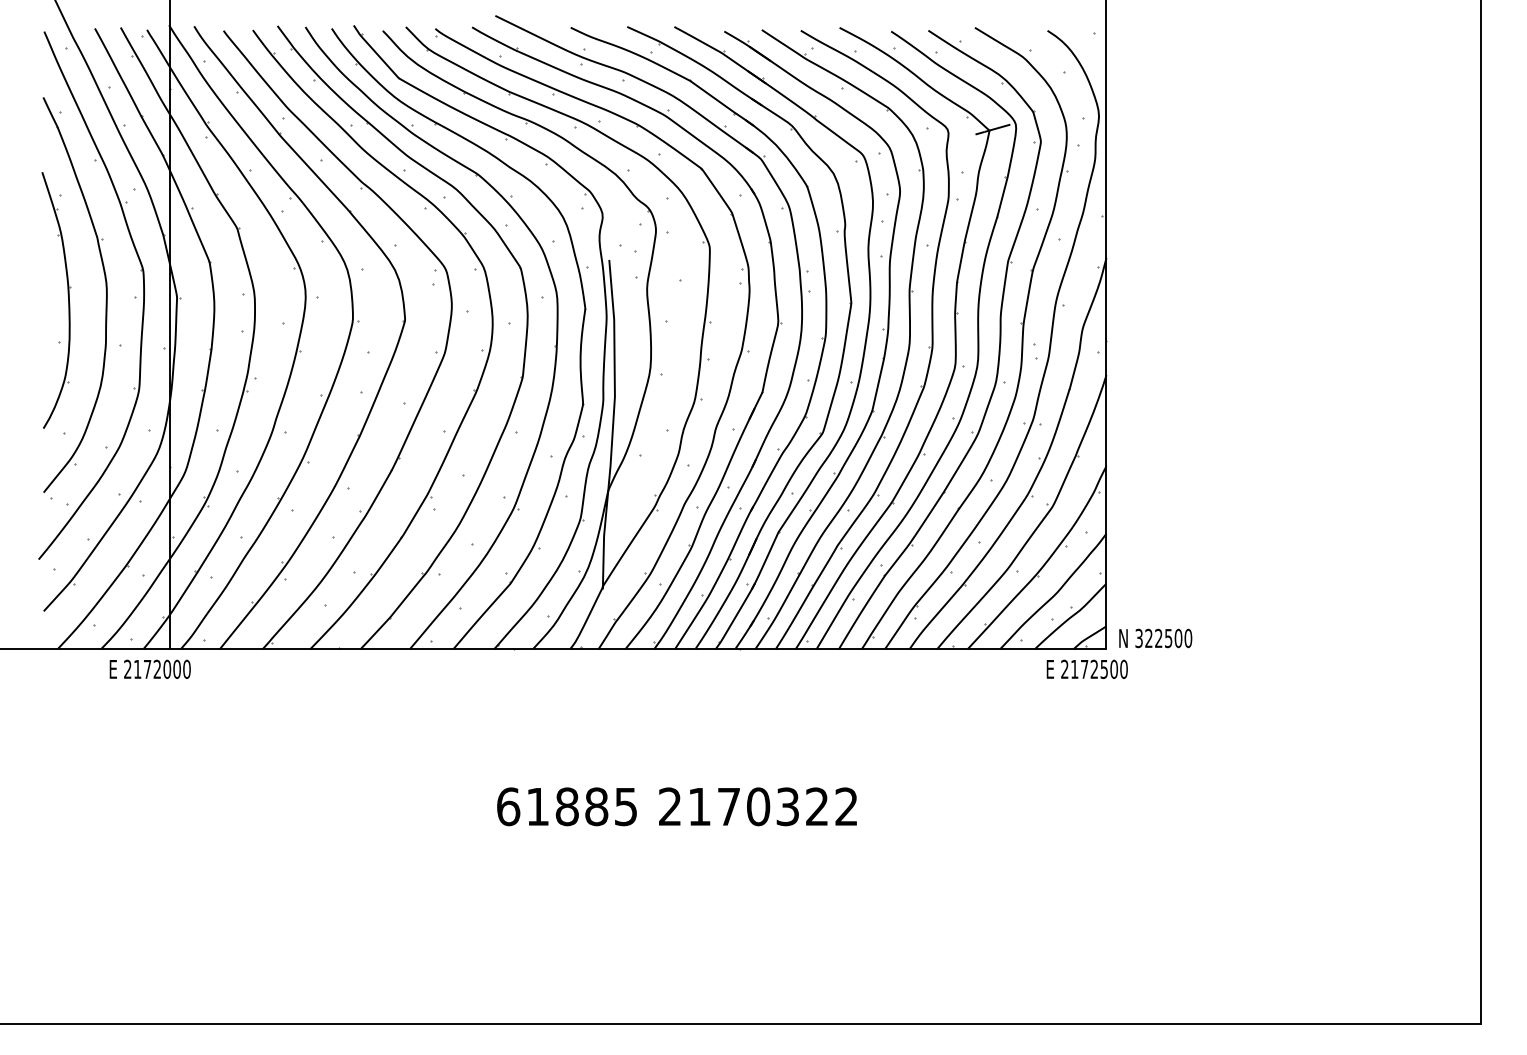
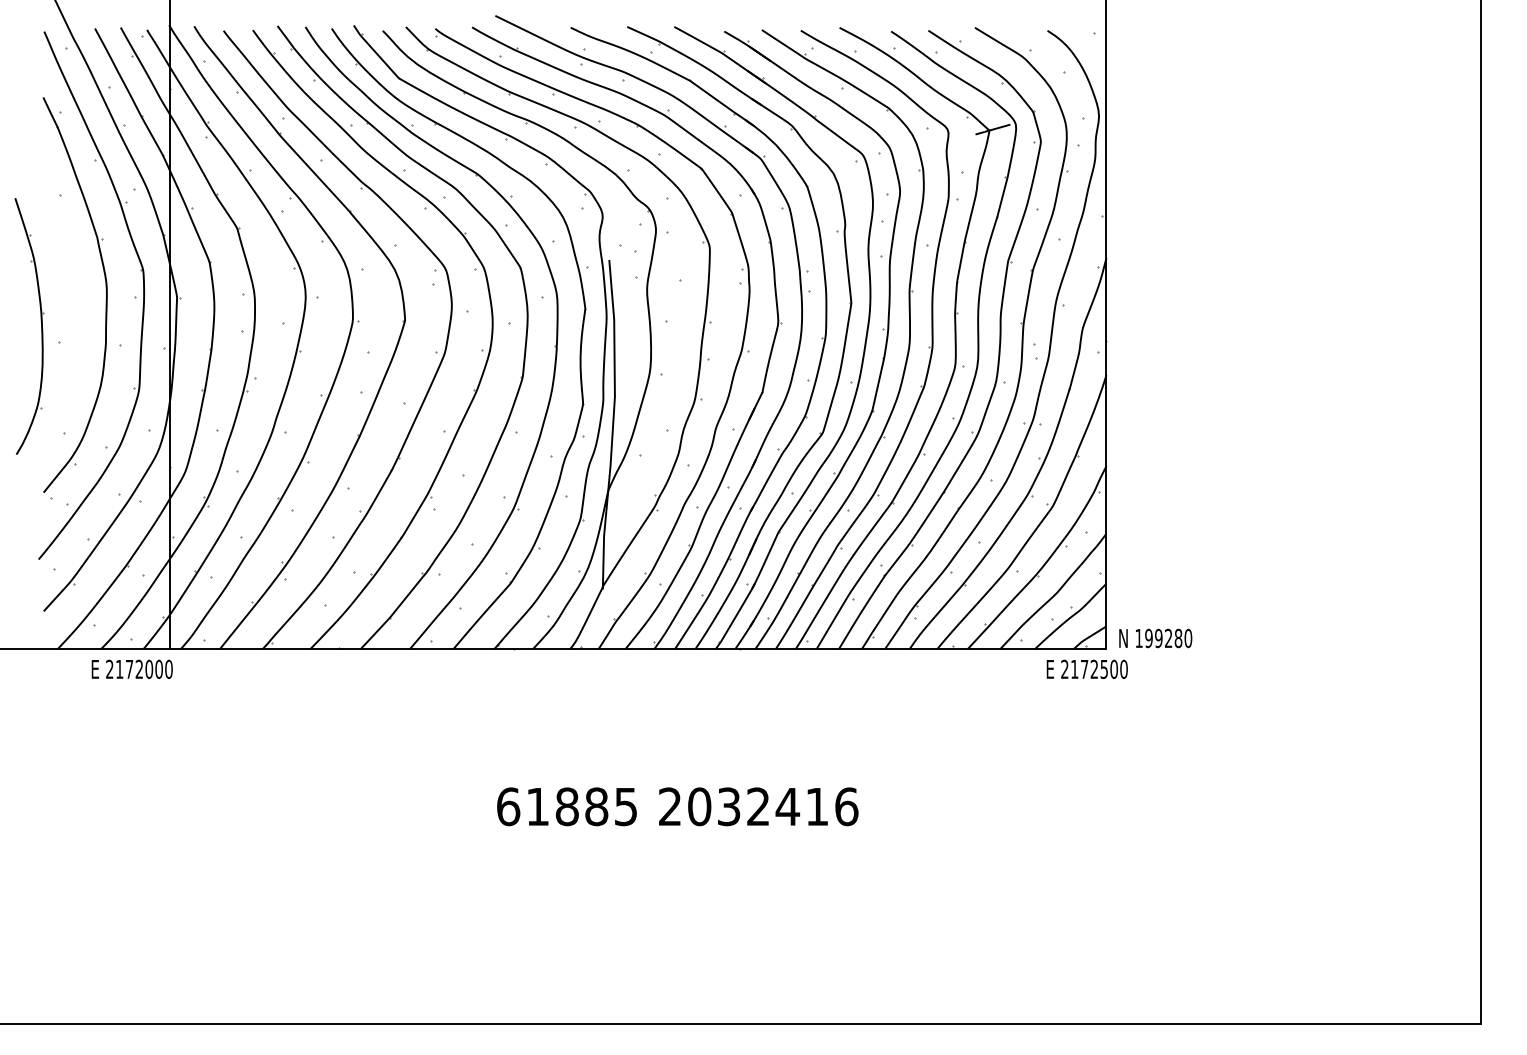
part position: (68, 300) -> (41, 326) (41, 326)
text: 322500 -> 199280 (1158, 638)
text position: (149, 668) -> (131, 668) (131, 668)
text: 2170322 -> 2032416 (773, 806)
